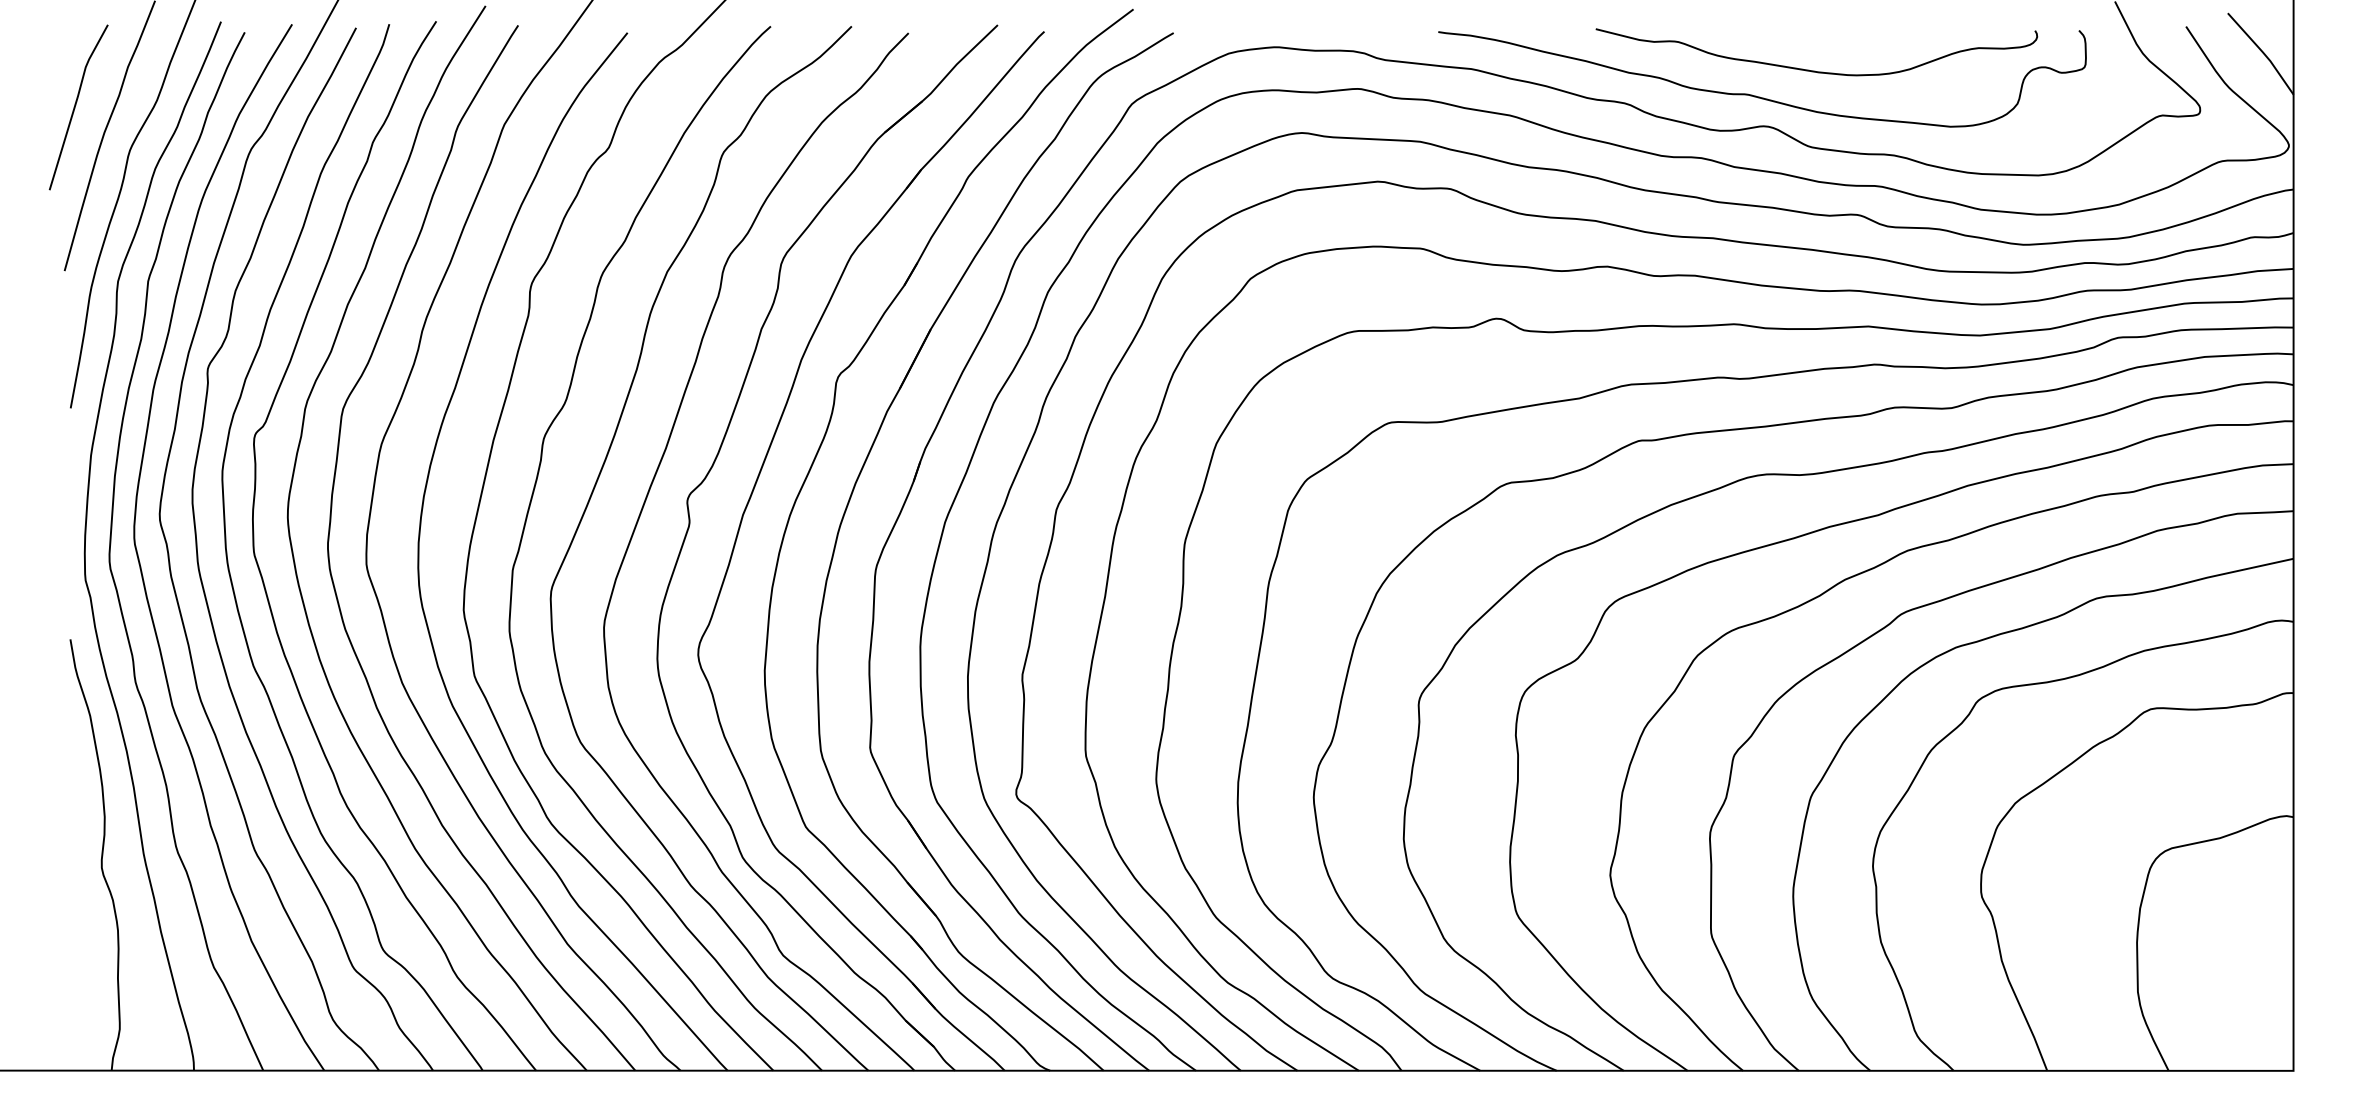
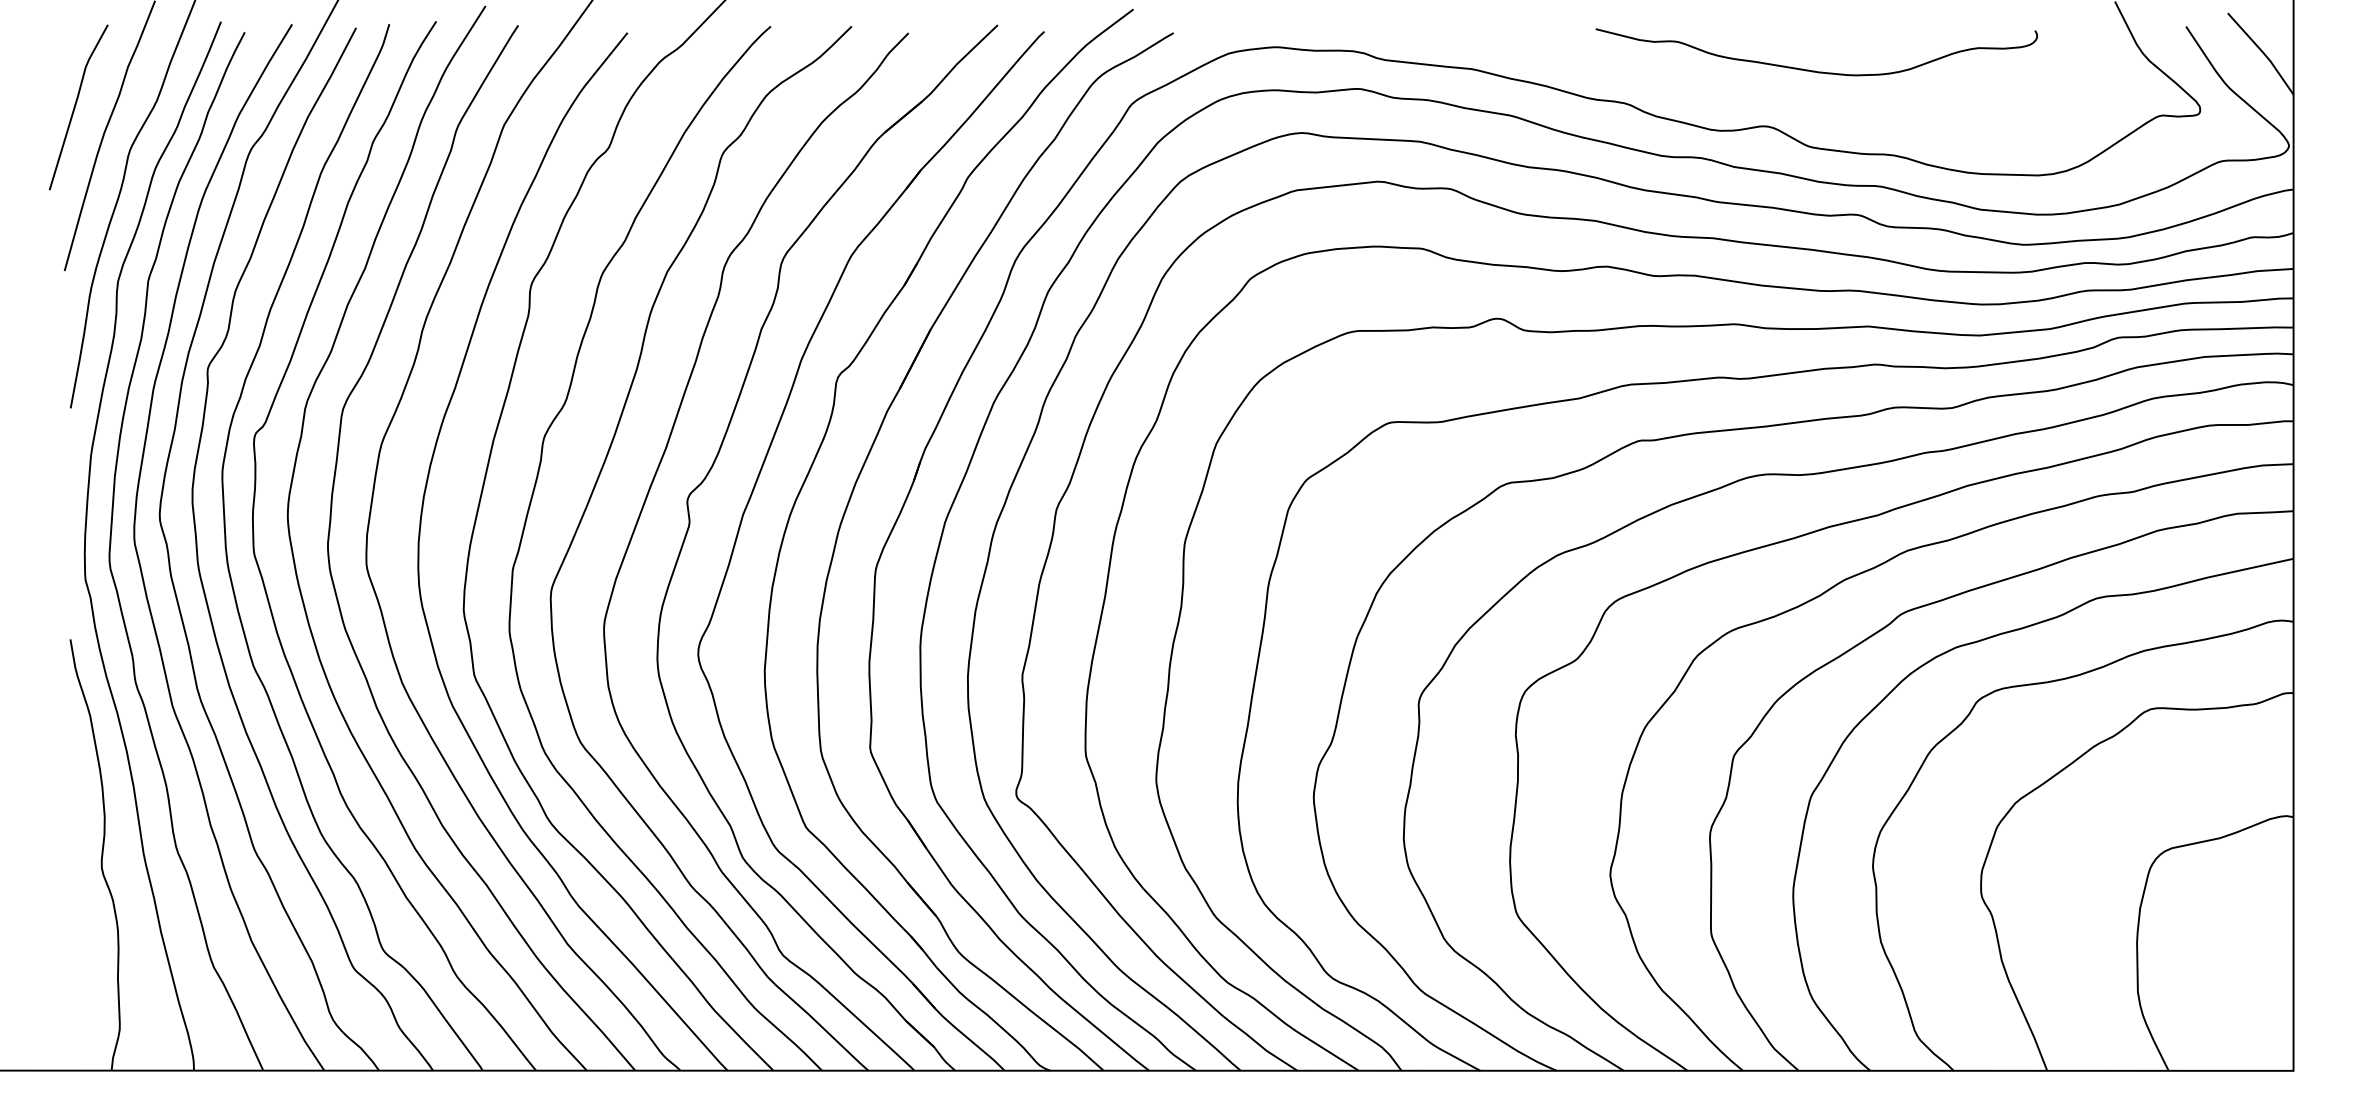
curve: present -> none (1756, 95)
